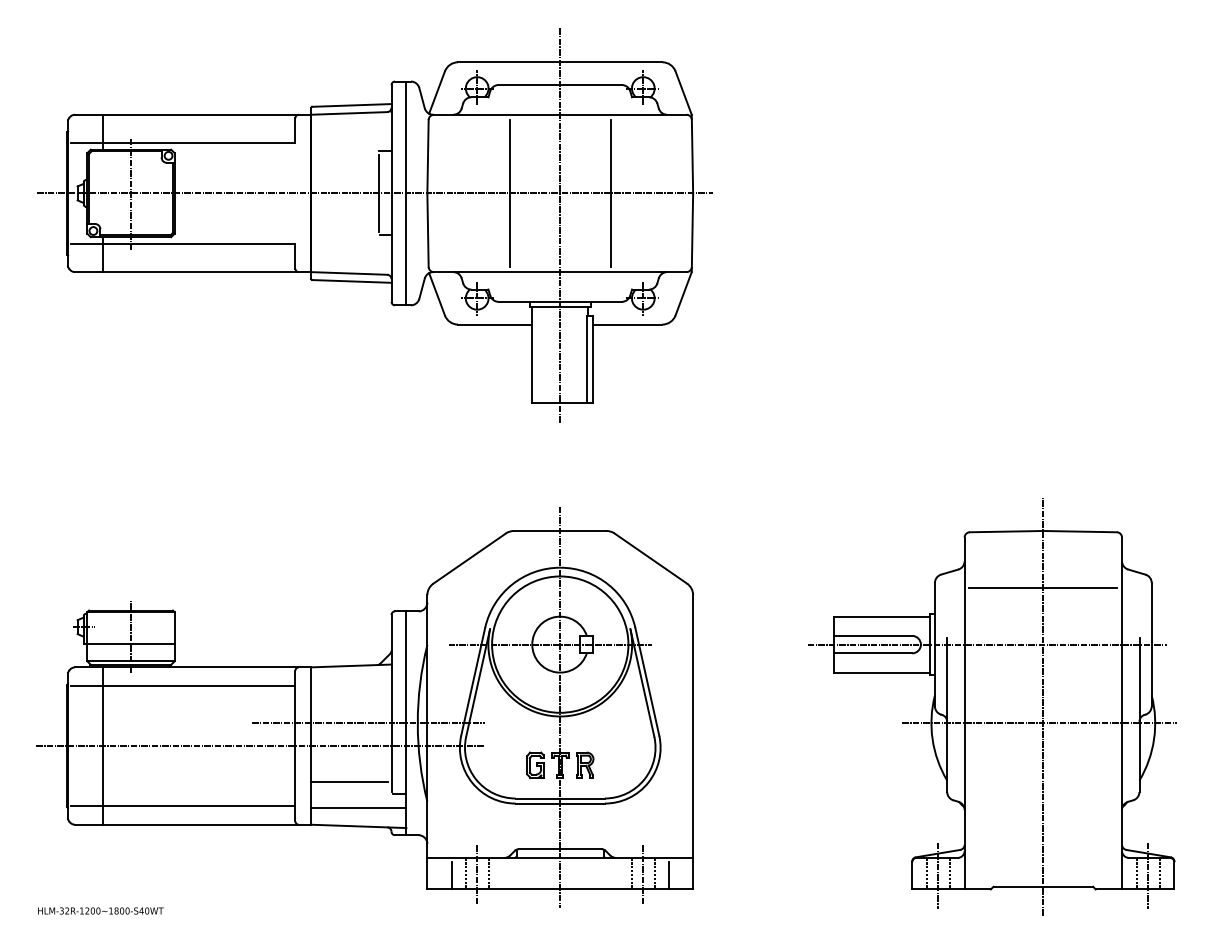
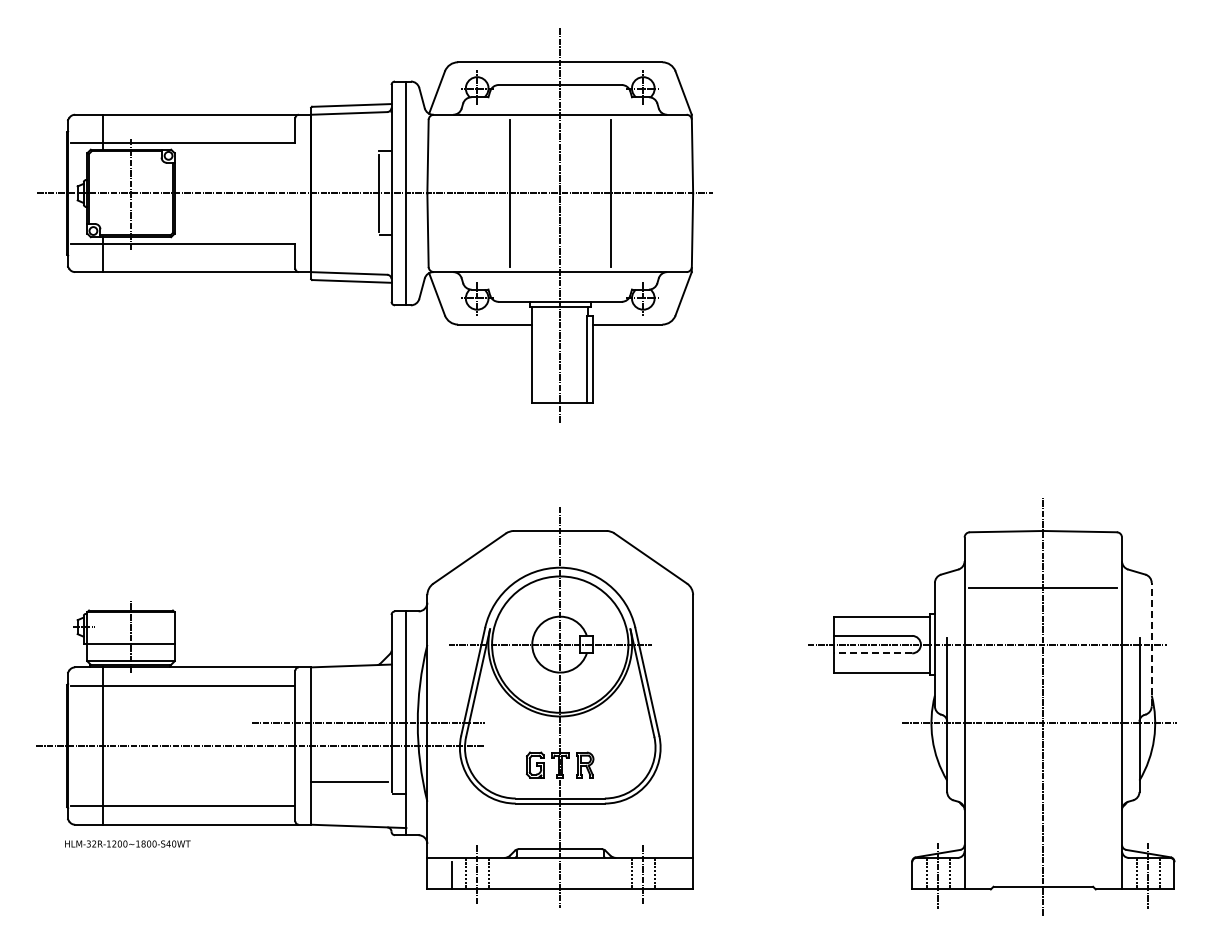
line: solid -> dashed (1151, 644)
line: solid -> dashed (872, 653)
line: present -> none (358, 808)
line: present -> none (668, 875)
text position: (100, 910) -> (127, 843) (127, 843)
